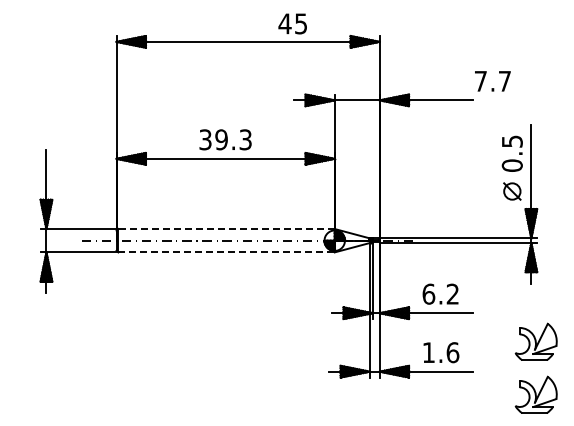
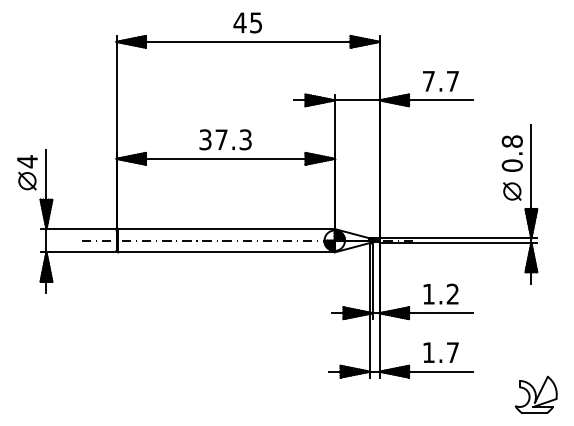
text position: (292, 23) -> (247, 22) (247, 22)
text position: (492, 81) -> (440, 81) (440, 81)
text: 39.3 -> 37.3 (221, 139)
text: 0.5 -> 0.8 (511, 141)
part: none -> present (27, 172)
line: dashed -> solid (226, 229)
line: dashed -> solid (227, 252)
text: 6.2 -> 1.2 (428, 293)
part: present -> none (535, 341)
text: 1.6 -> 1.7 (452, 352)
